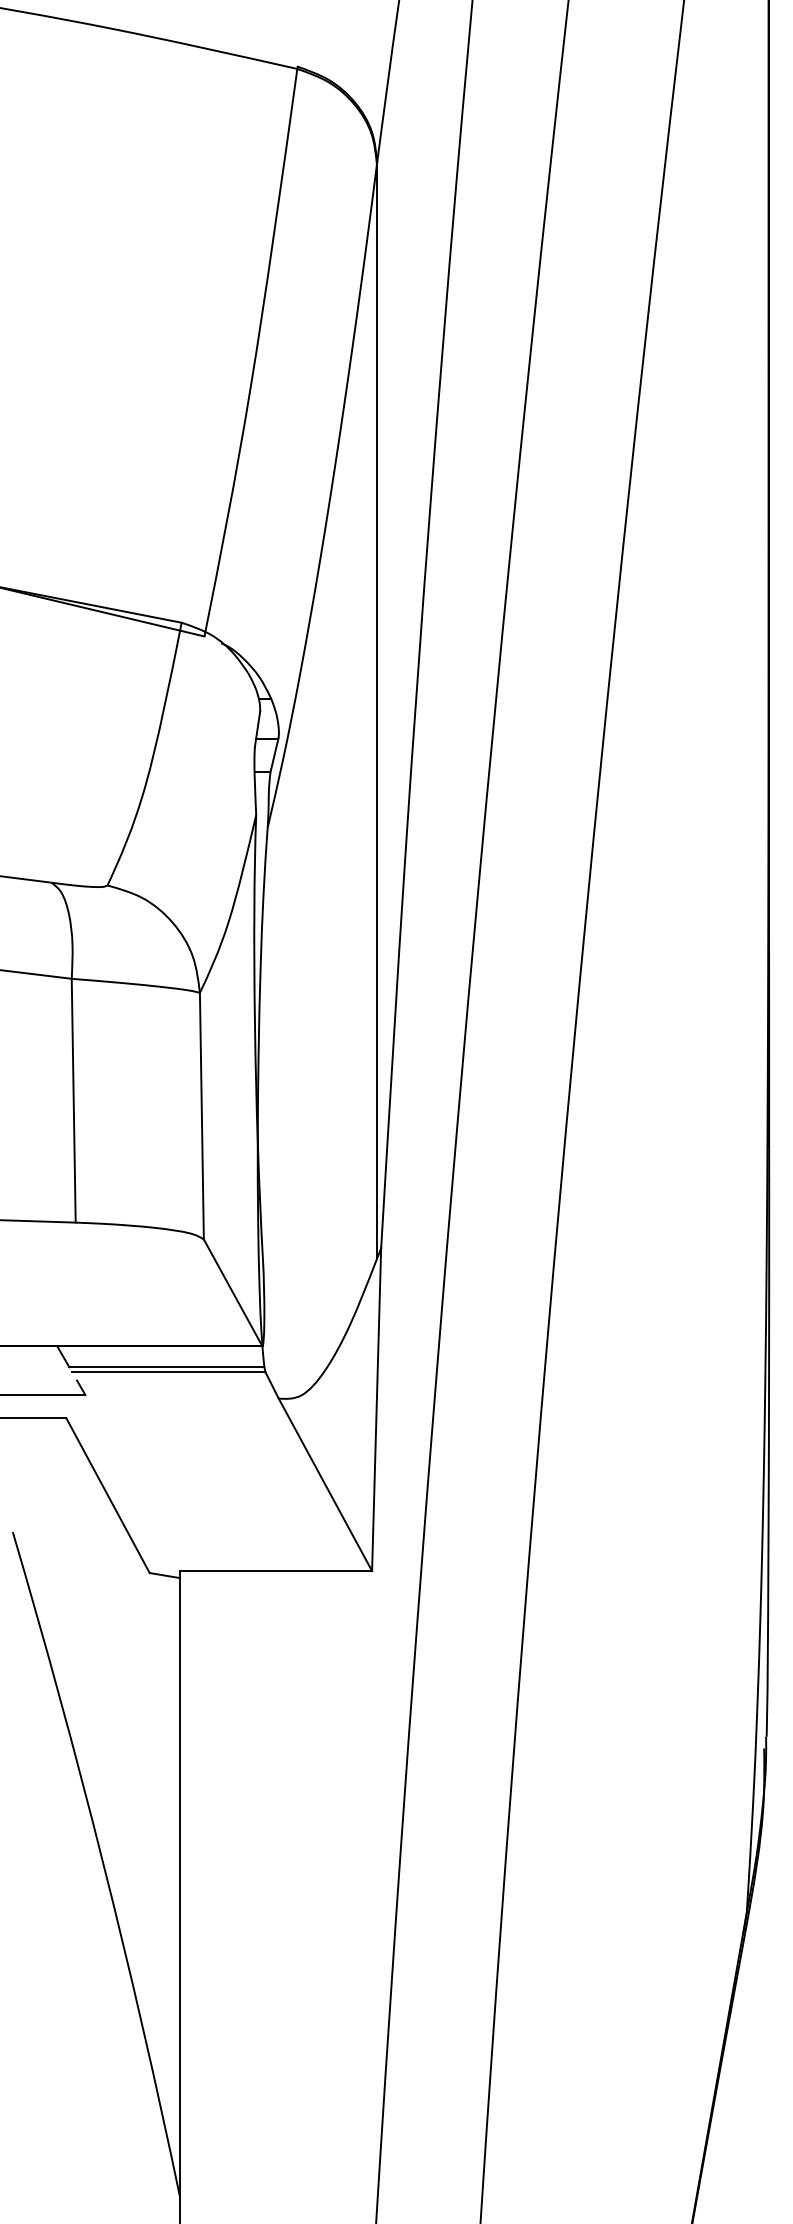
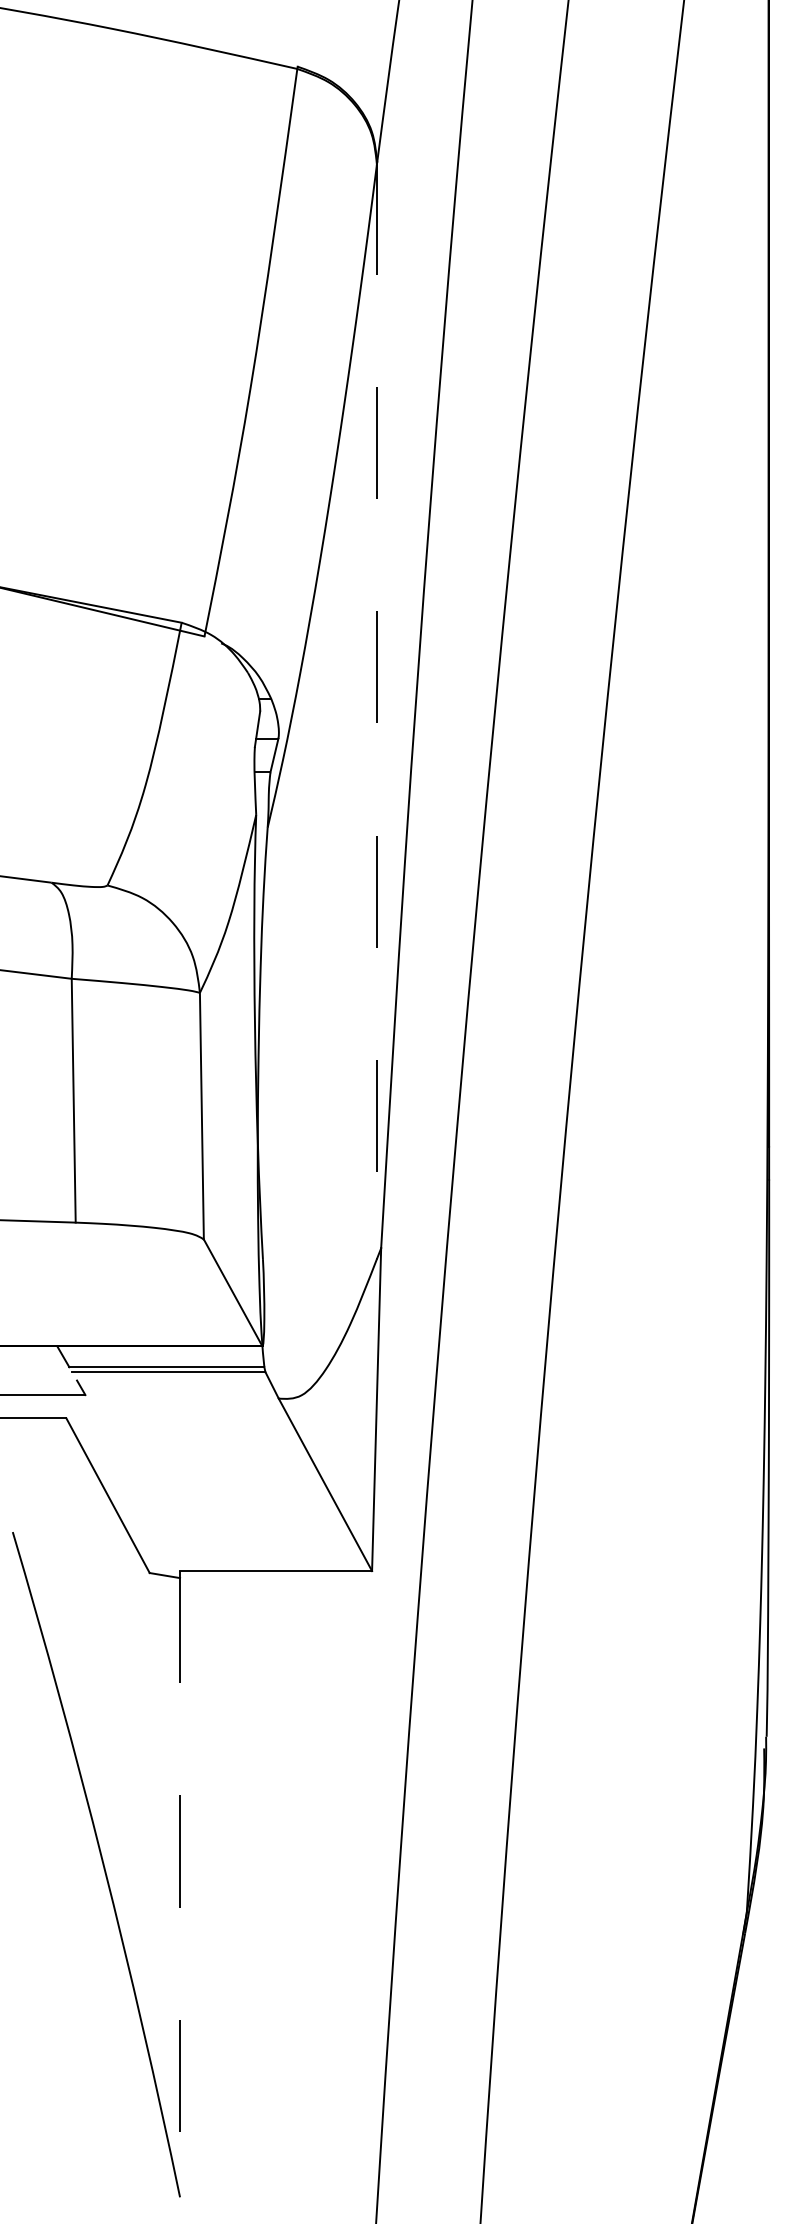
line: solid -> dashed (377, 710)
line: solid -> dashed (180, 1897)
